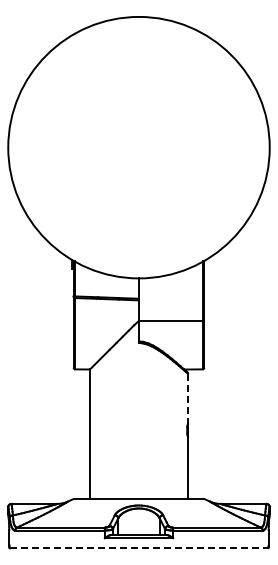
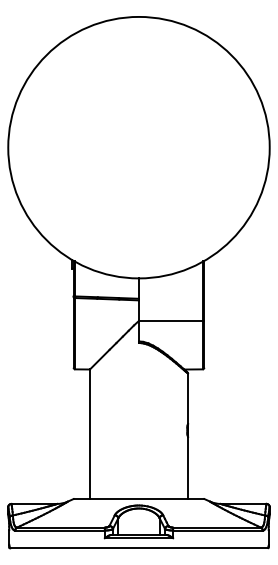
line: dashed -> solid (188, 399)
line: dashed -> solid (139, 548)
